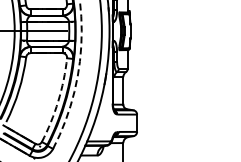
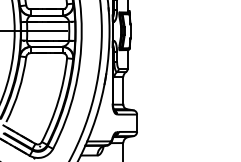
arc: dashed -> solid (77, 75)
arc: dashed -> solid (58, 101)
